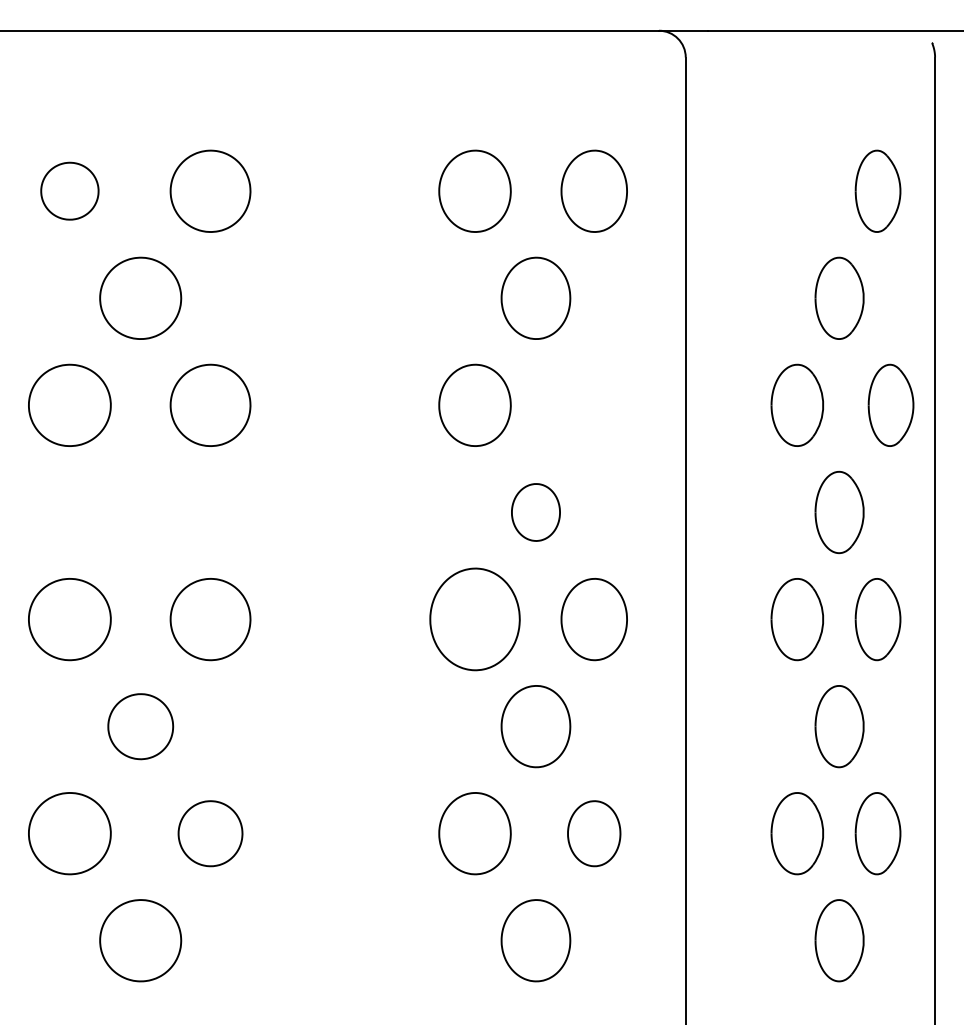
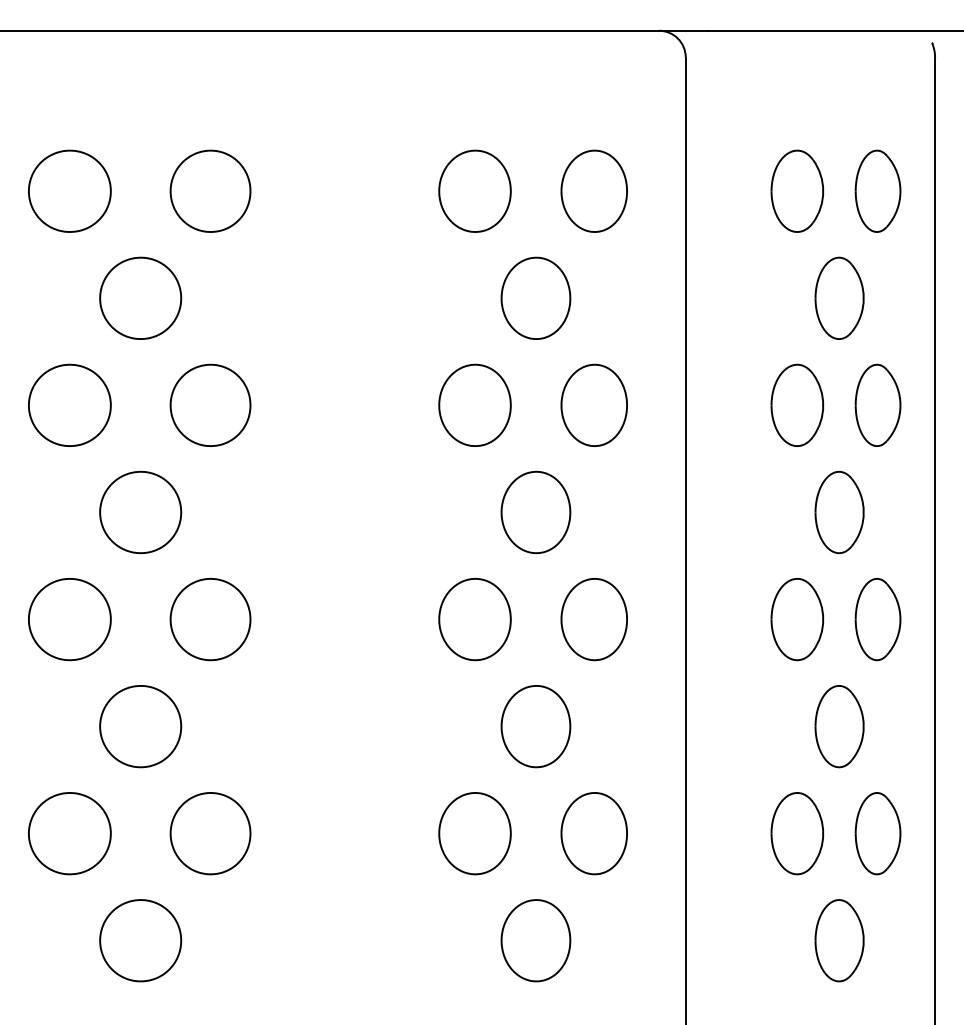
part size: 60x60 px -> 84x84 px (69, 190)
part: none -> present (796, 190)
part: none -> present (593, 404)
part position: (890, 404) -> (877, 404) (877, 404)
part: none -> present (140, 512)
part size: 50x59 px -> 72x85 px (535, 512)
part size: 92x105 px -> 74x84 px (474, 619)
part size: 68x68 px -> 84x84 px (140, 726)
part size: 67x68 px -> 83x84 px (210, 833)
part size: 55x68 px -> 68x84 px (593, 833)
